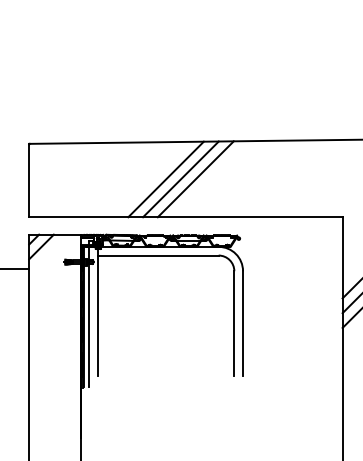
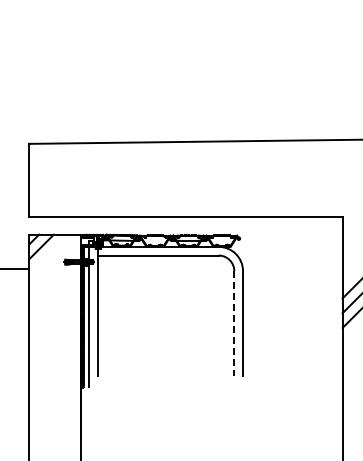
line: present -> none (165, 179)
line: present -> none (180, 179)
line: present -> none (195, 179)
line: solid -> dashed (234, 323)
